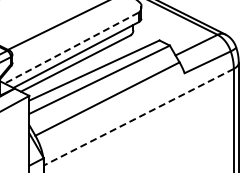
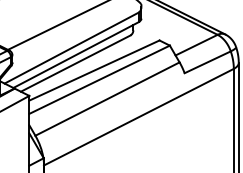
line: dashed -> solid (71, 48)
line: dashed -> solid (138, 117)
